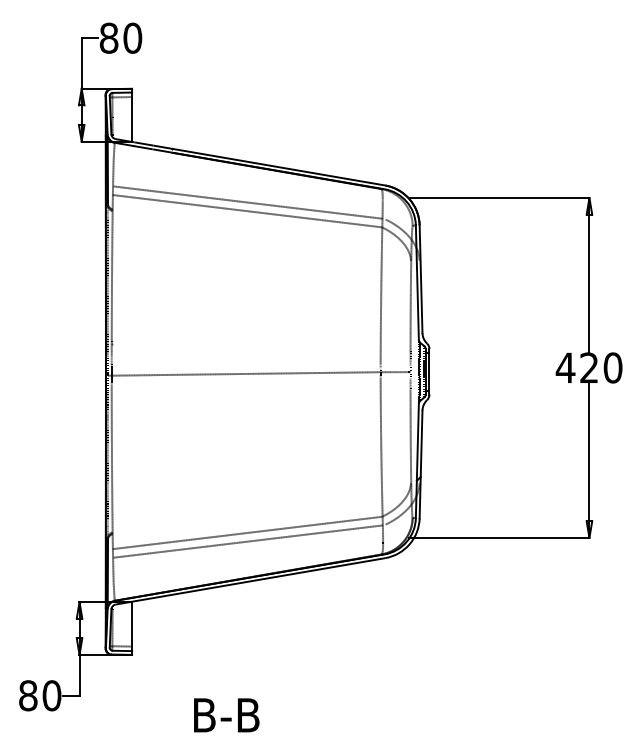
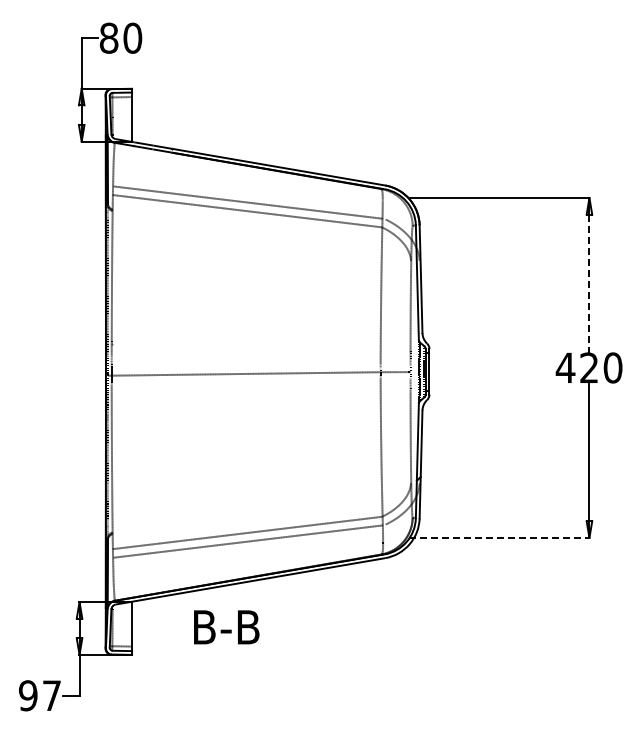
line: solid -> dashed (589, 284)
line: solid -> dashed (499, 537)
text: 80 -> 97 (39, 695)
text position: (226, 715) -> (226, 627) (226, 627)
